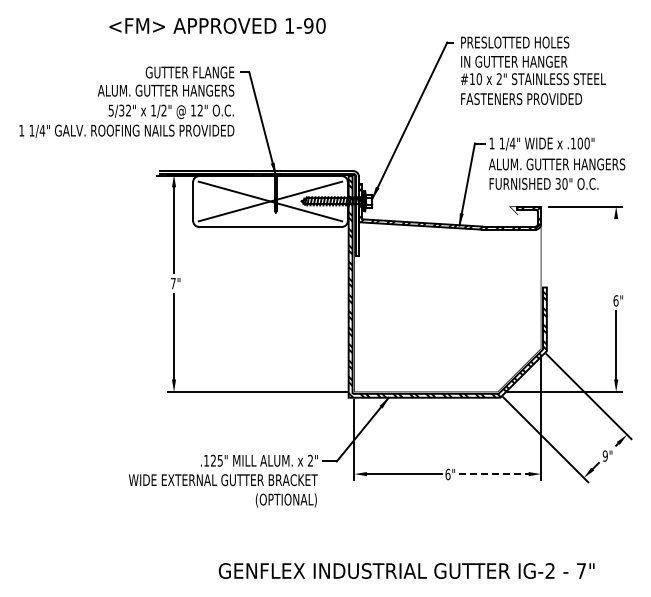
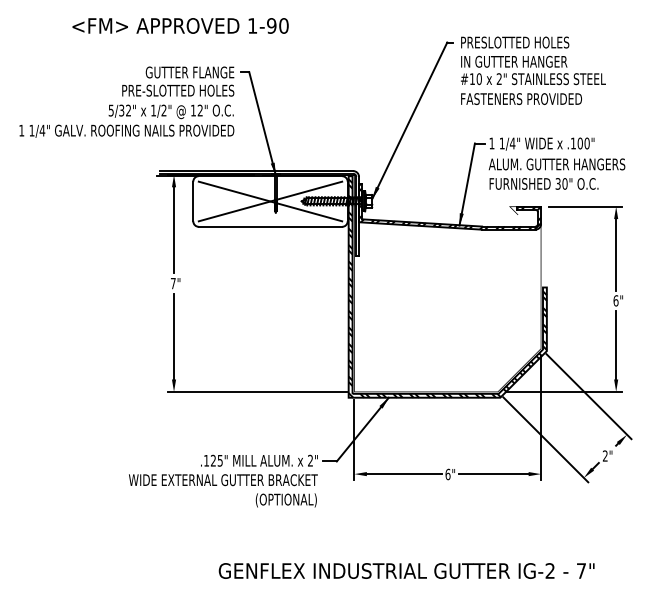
text position: (217, 25) -> (180, 25) (180, 25)
text: ALUM. GUTTER HANGERS -> PRE-SLOTTED HOLES (162, 90)
line: none -> present (616, 254)
text: 9" -> 2" (604, 455)
line: dashed -> solid (493, 474)
